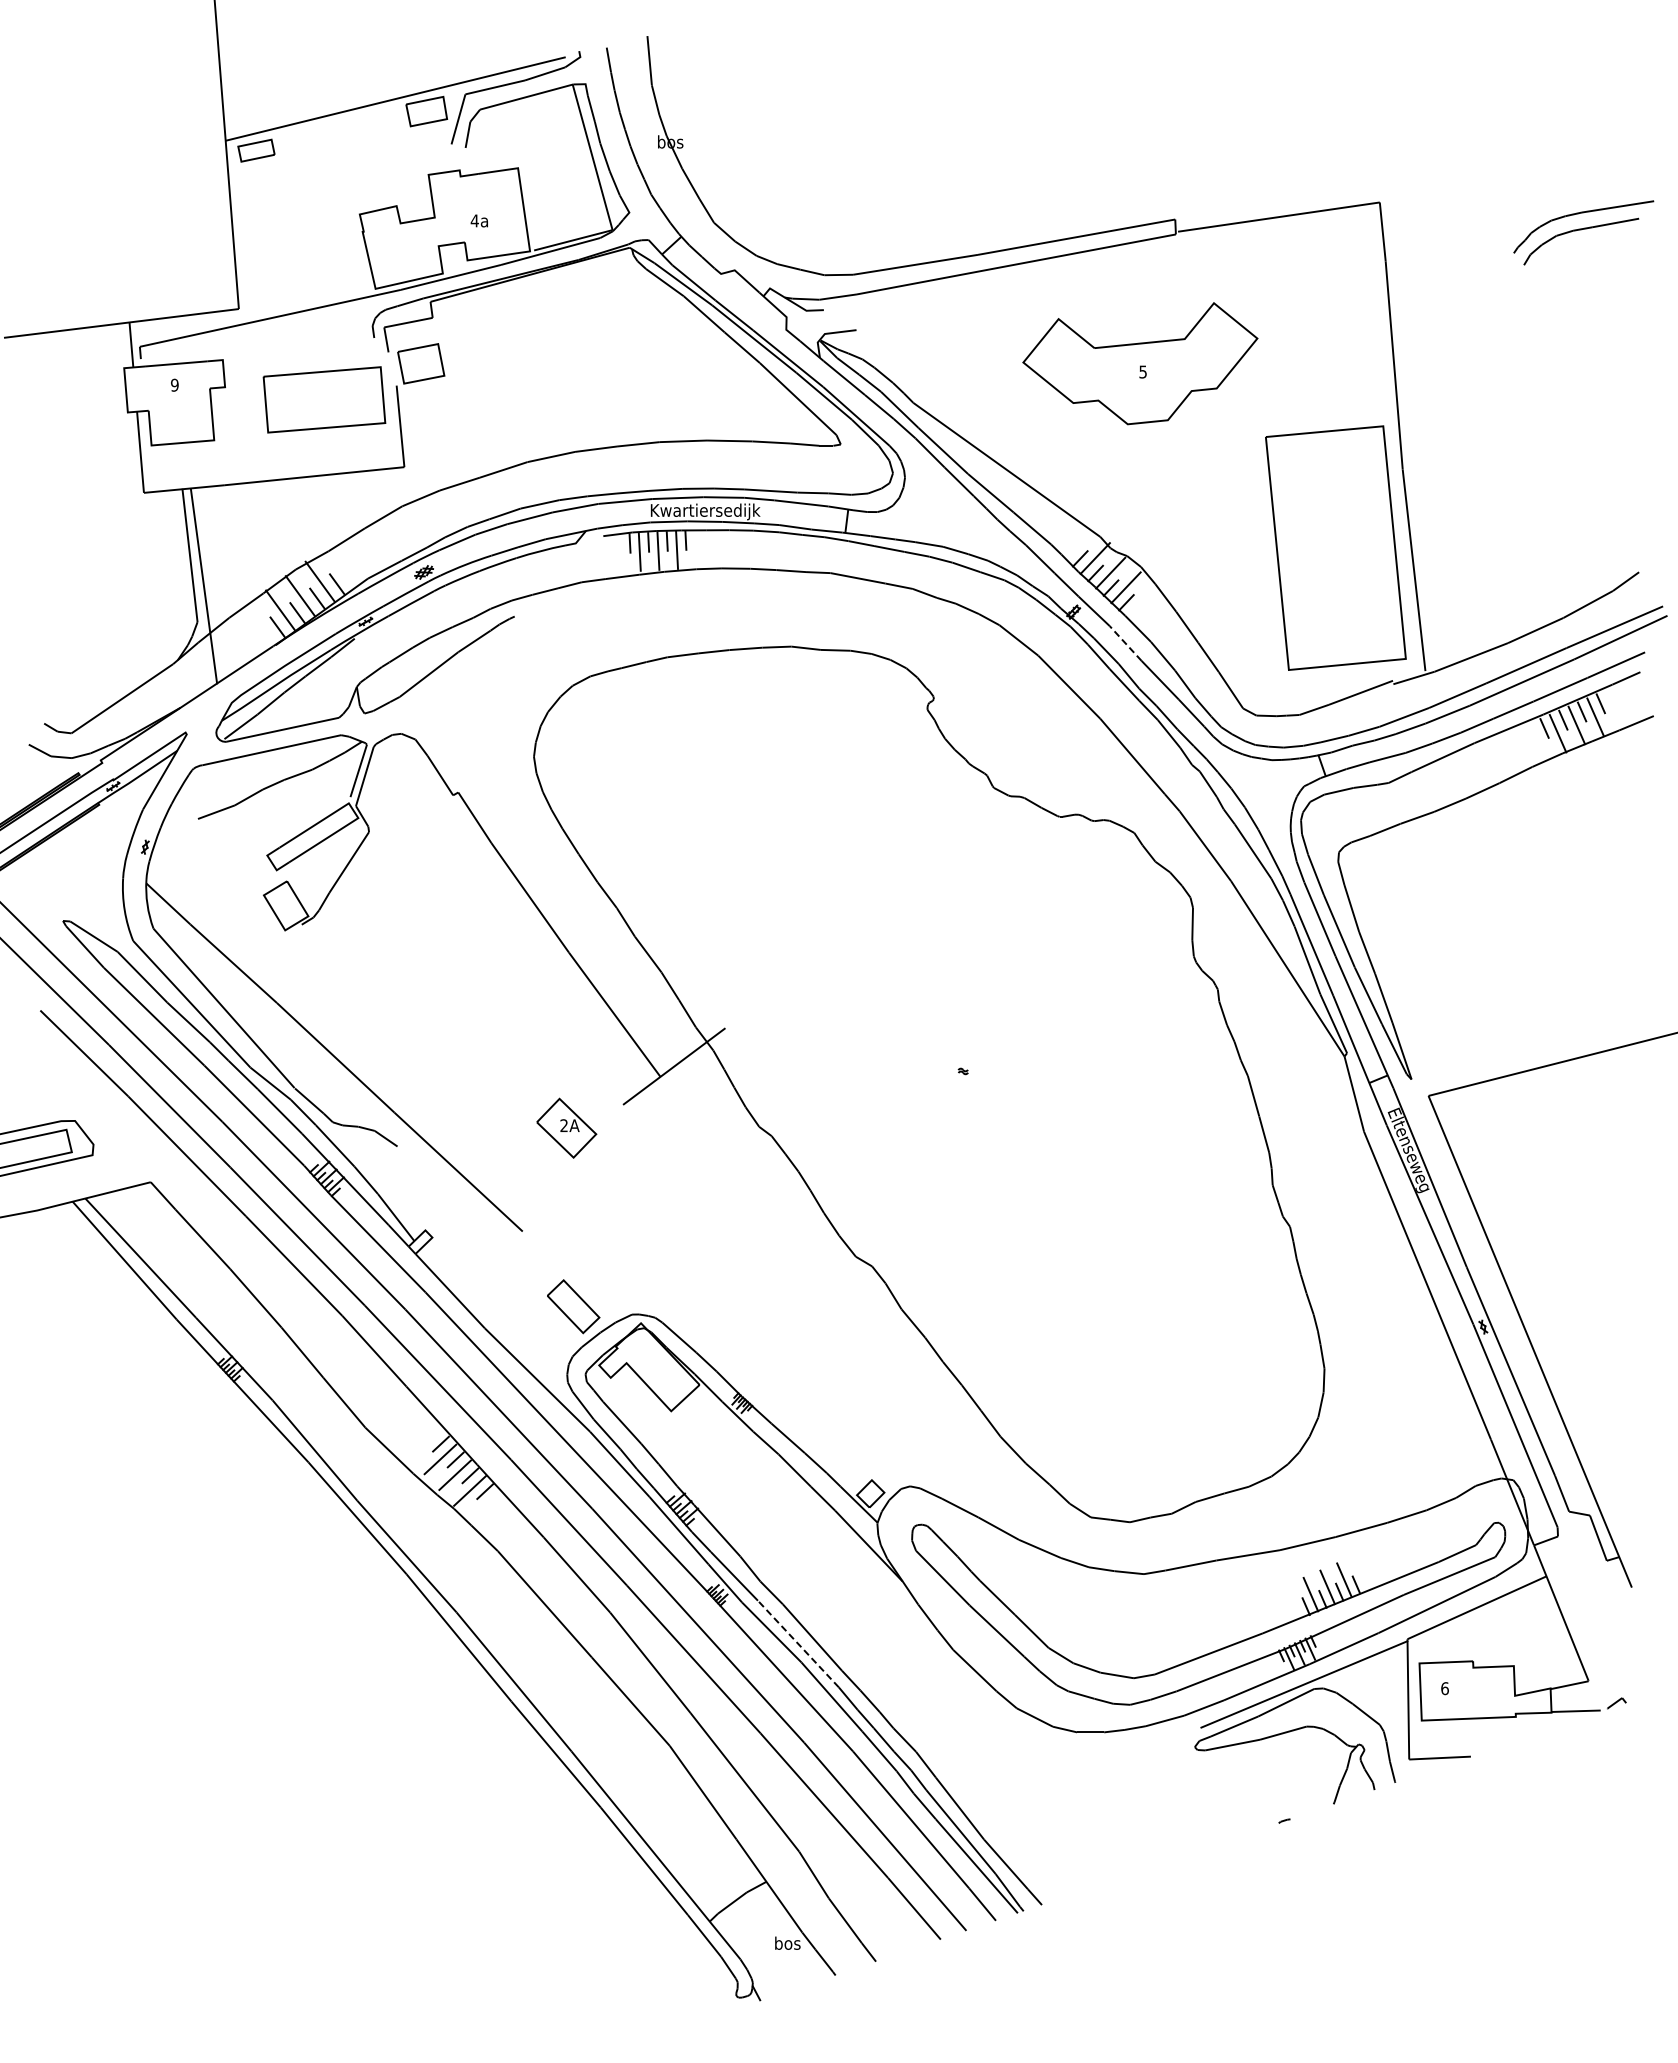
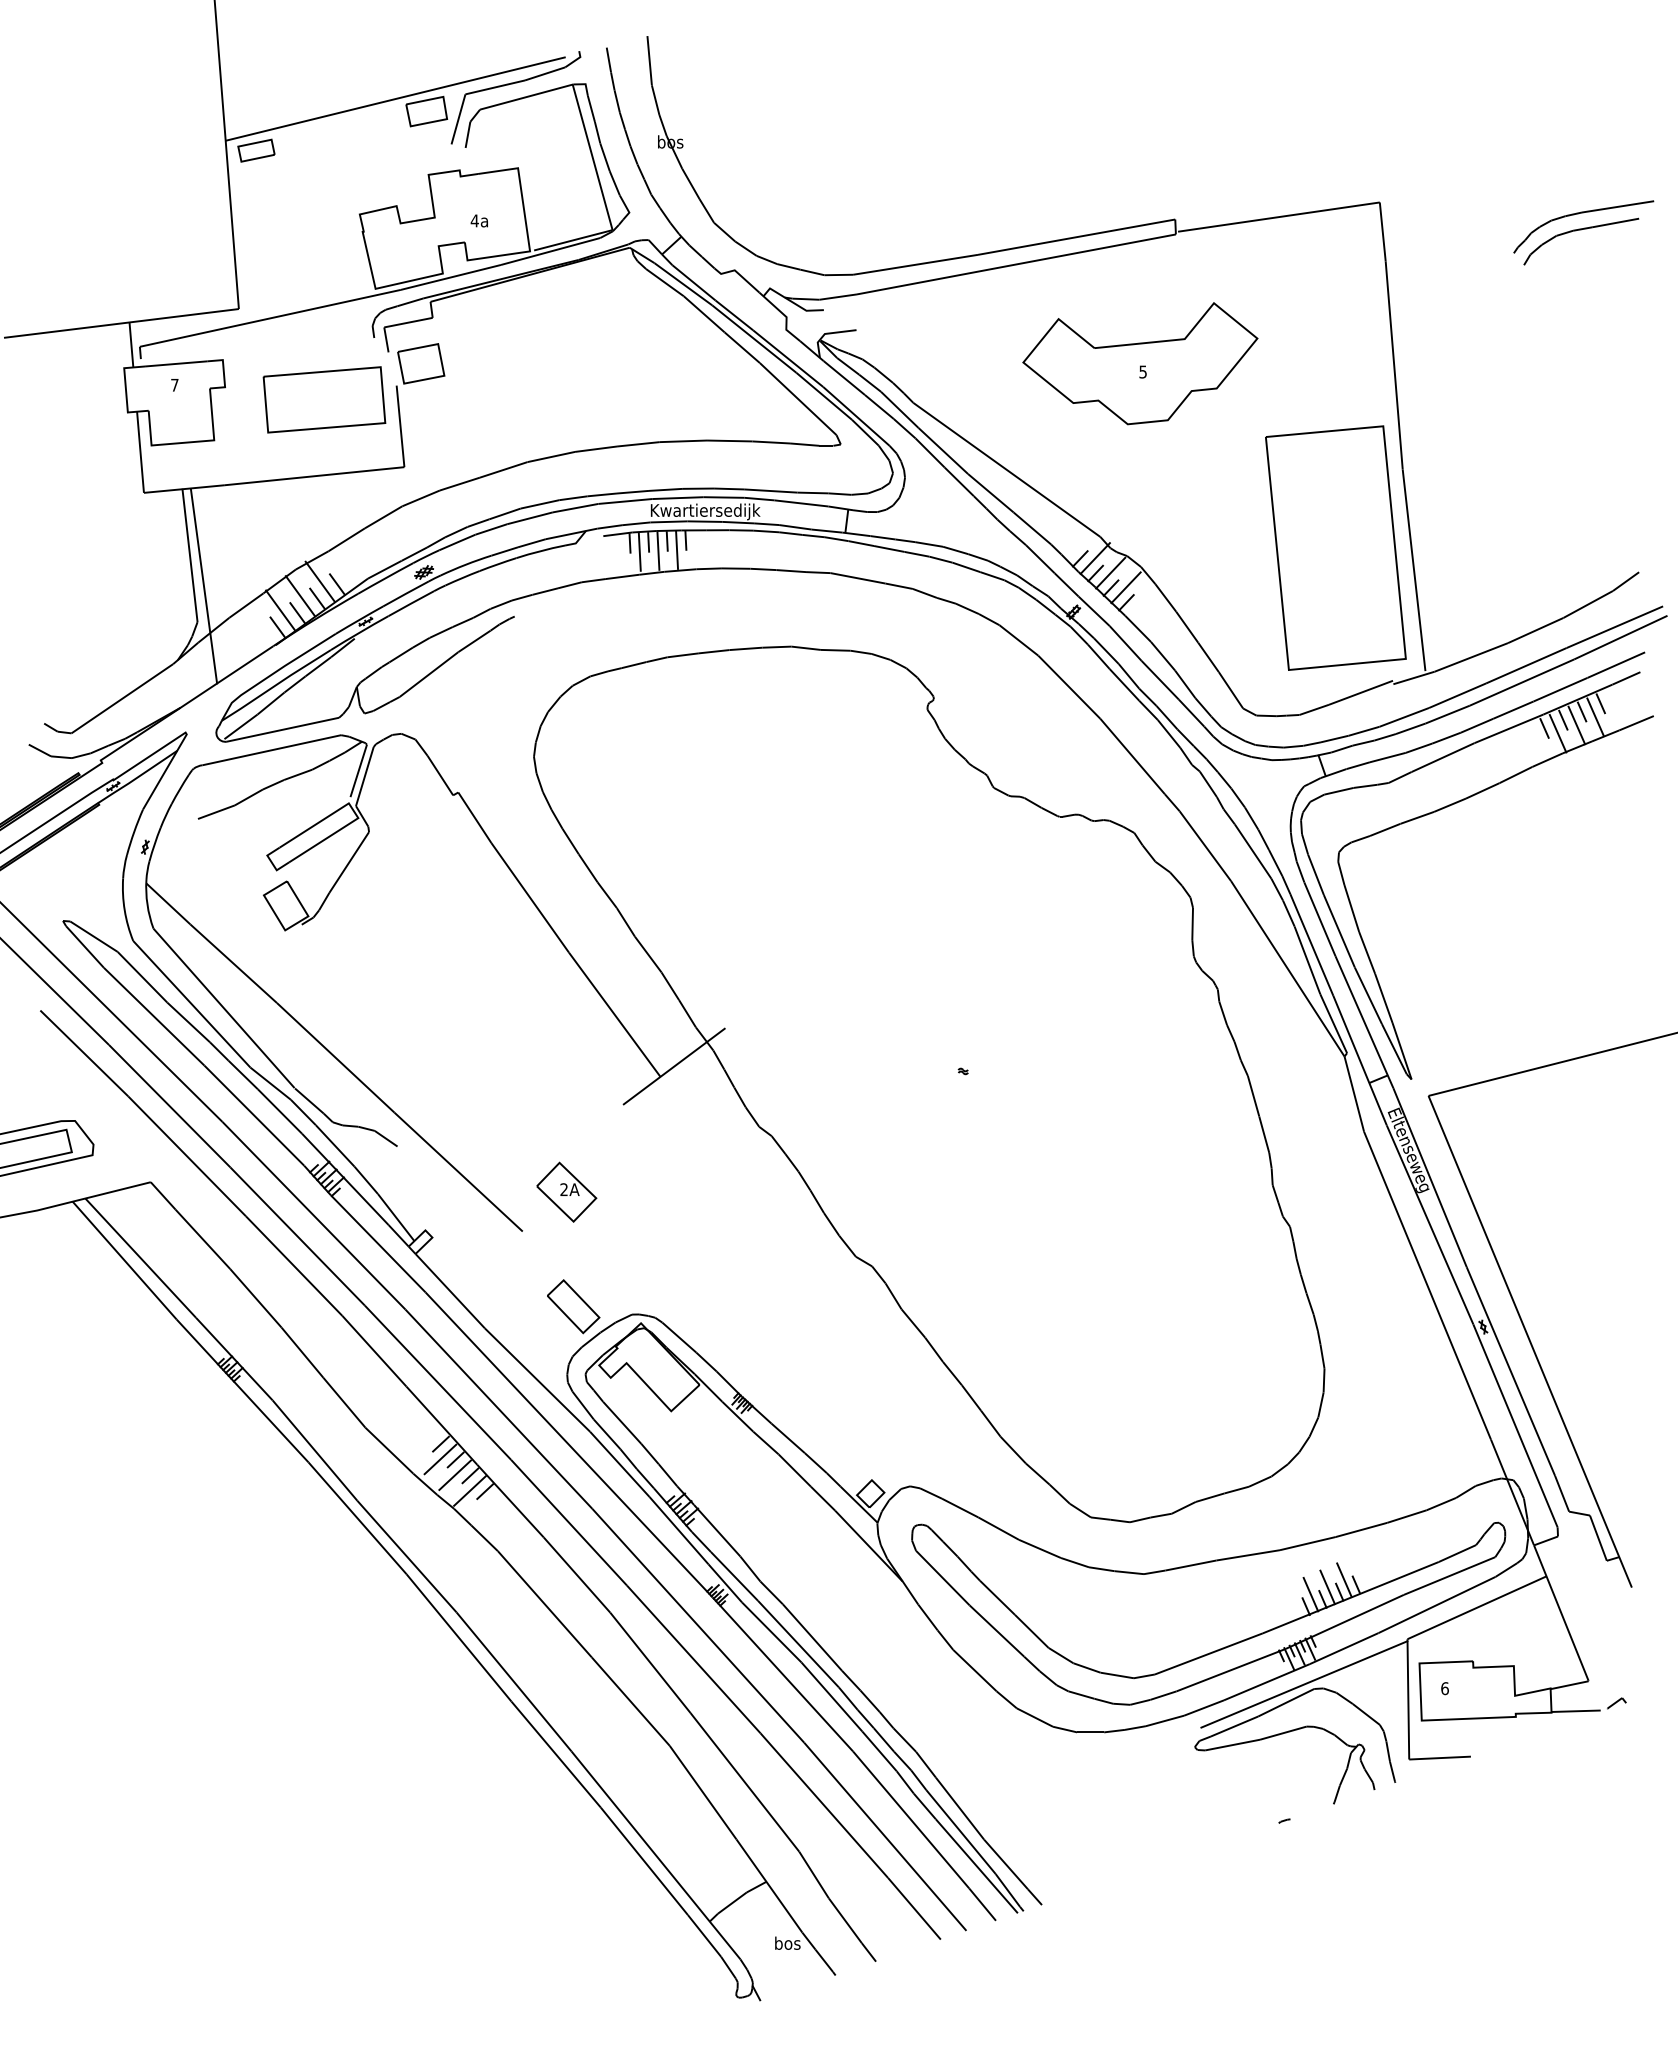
text: 9 -> 7 (174, 384)
line: dashed -> solid (1125, 643)
part position: (566, 1127) -> (566, 1191) (566, 1191)
line: dashed -> solid (798, 1643)
